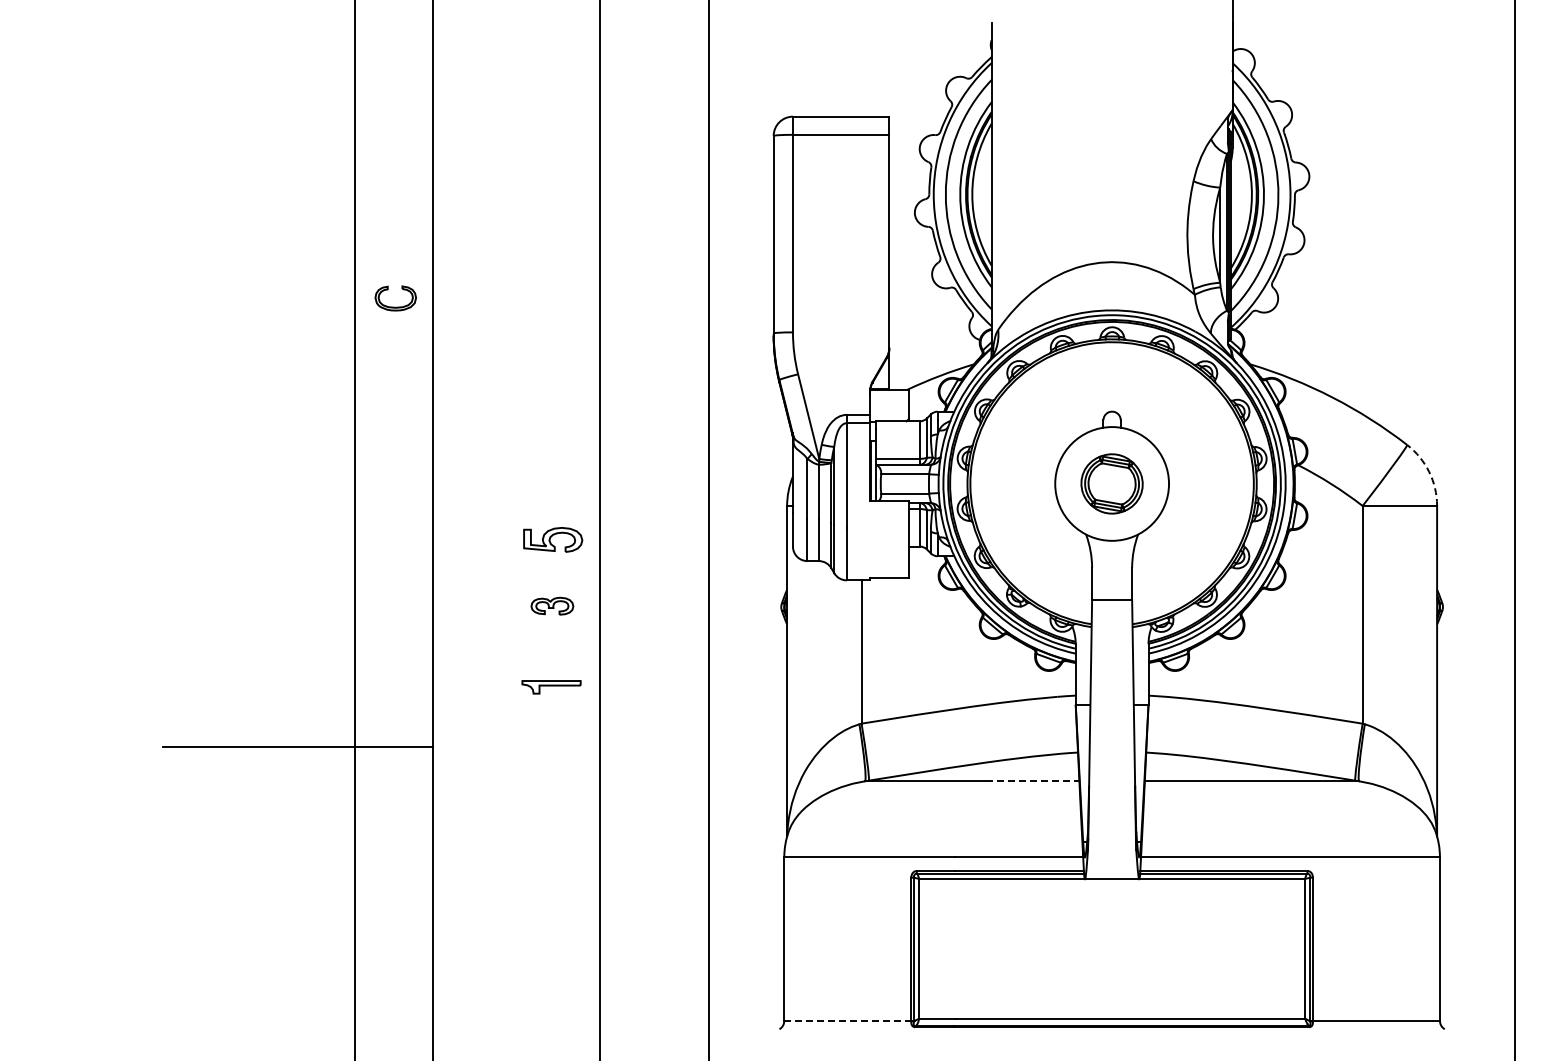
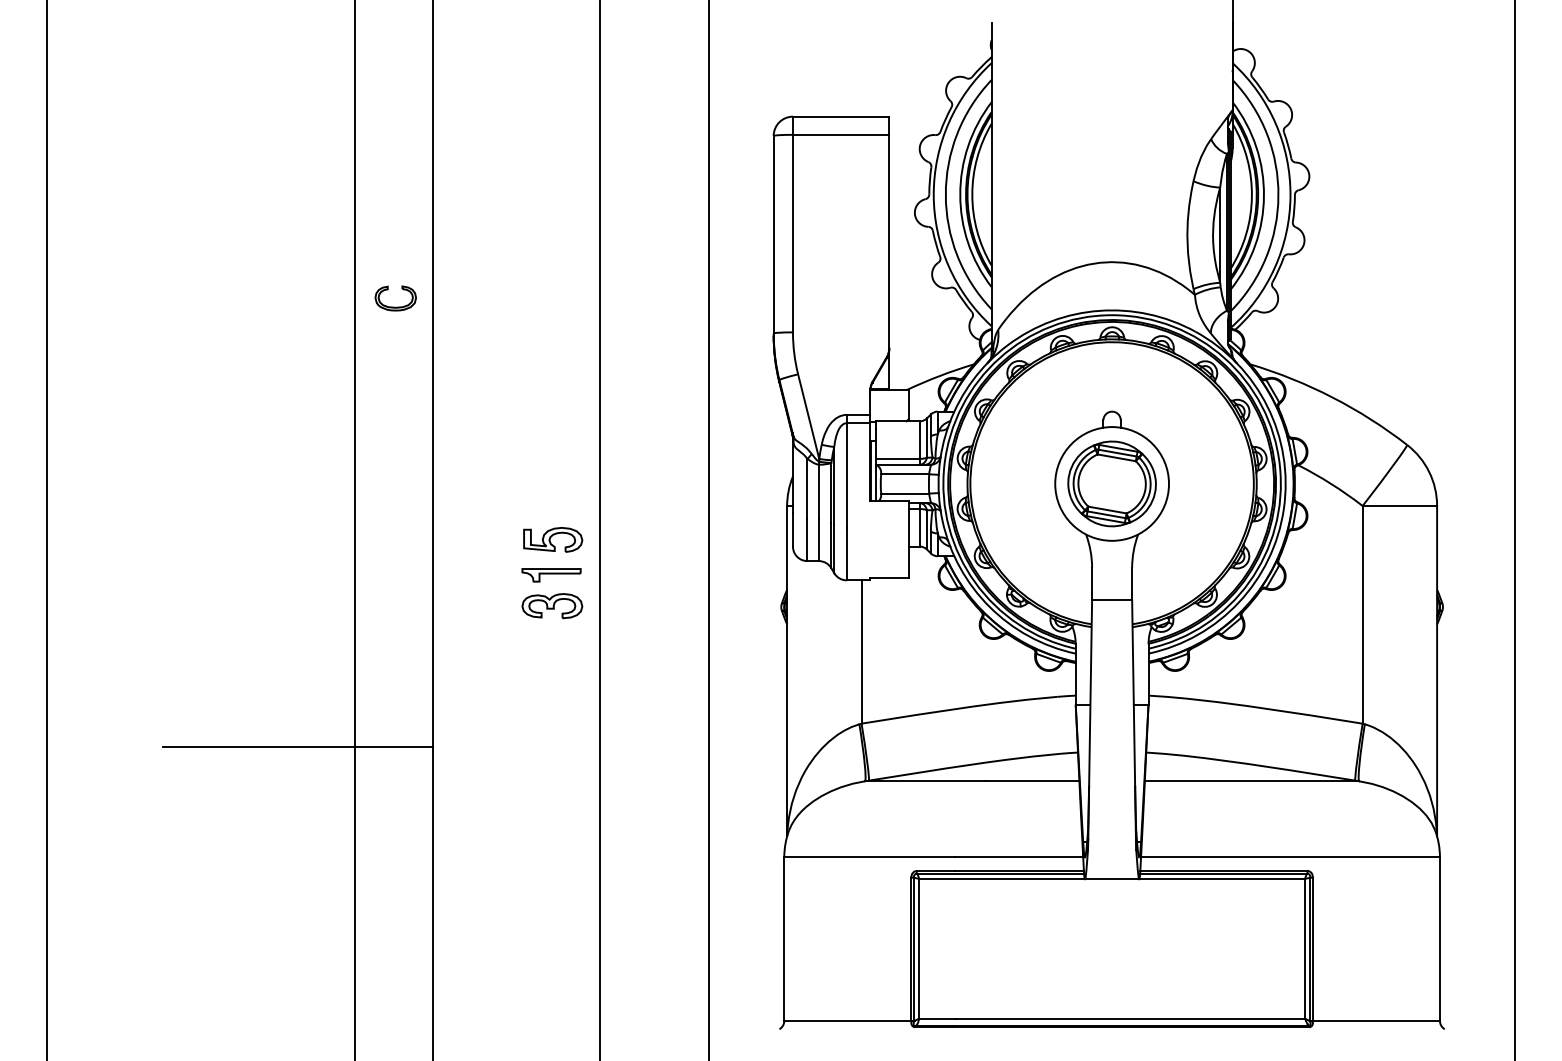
arc: dashed -> solid (1429, 472)
part size: 64x62 px -> 90x88 px (1111, 483)
line: none -> present (46, 529)
part size: 45x20 px -> 63x27 px (552, 606)
part position: (551, 687) -> (551, 575) (551, 575)
line: dashed -> solid (1032, 781)
line: dashed -> solid (848, 1020)
